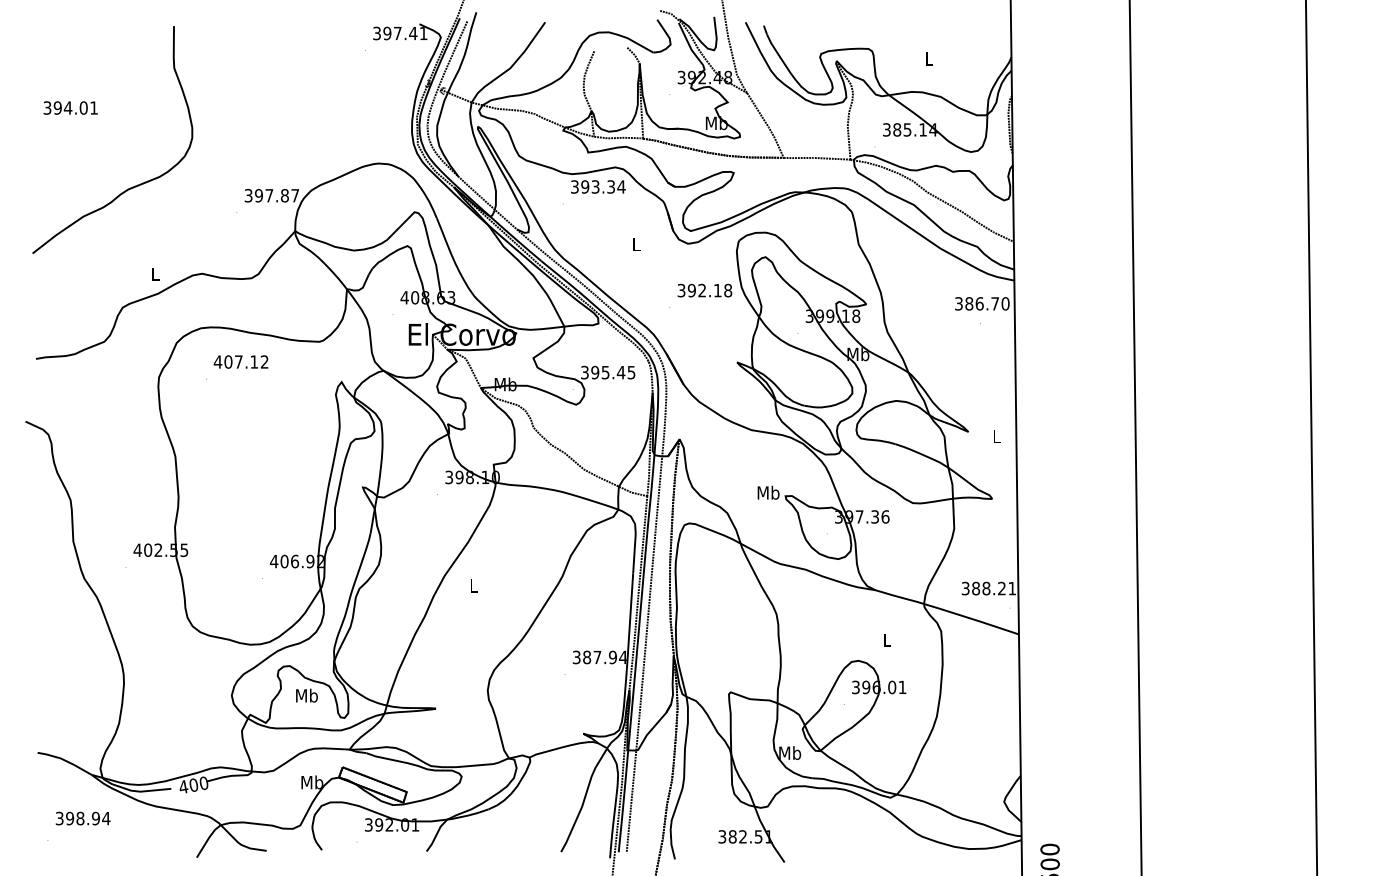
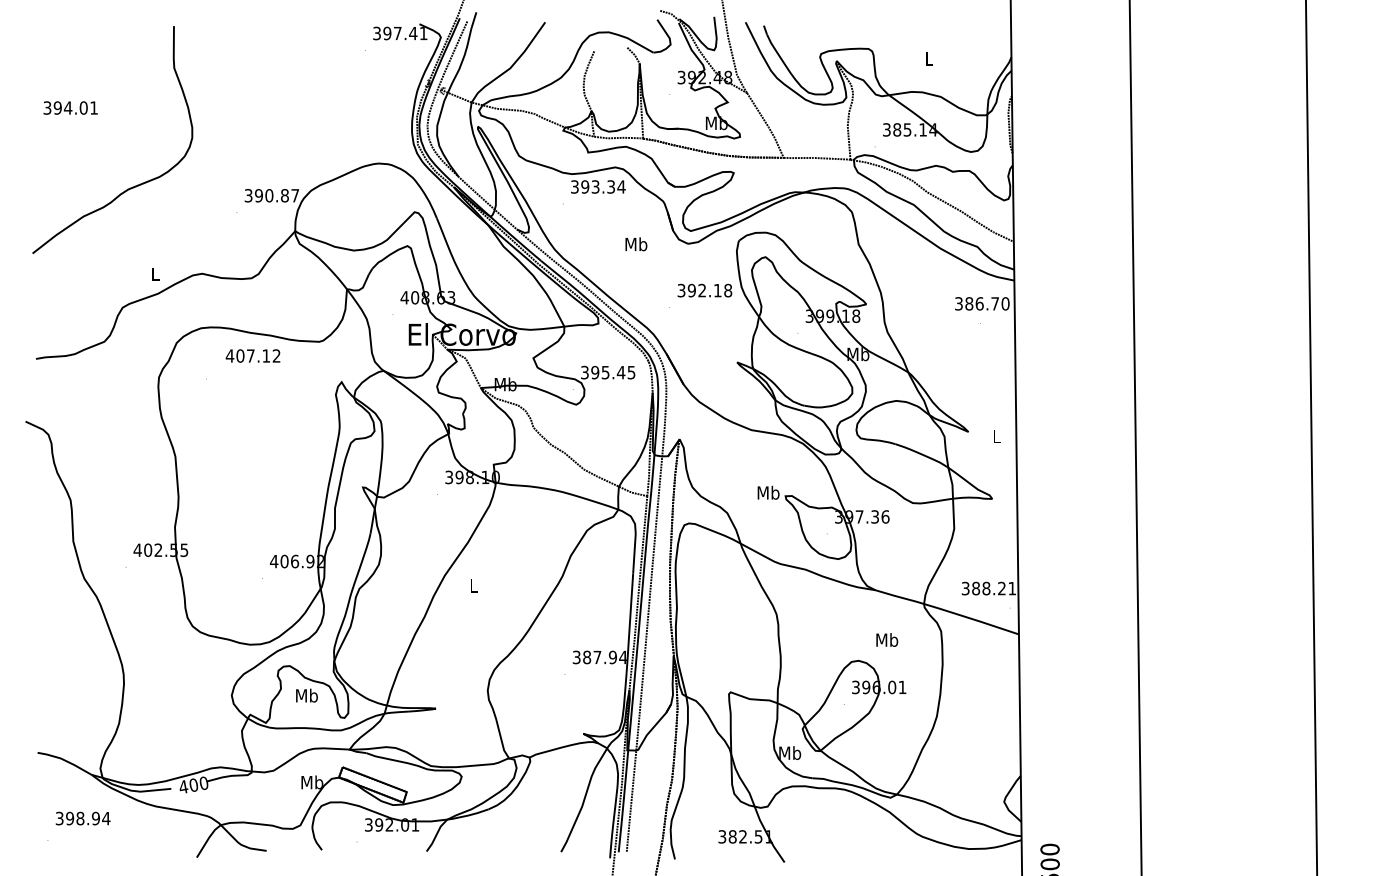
text: 397.87 -> 390.87 (269, 195)
text: L -> Mb (636, 244)
text position: (240, 361) -> (252, 355) (252, 355)
text: L -> Mb (887, 639)
